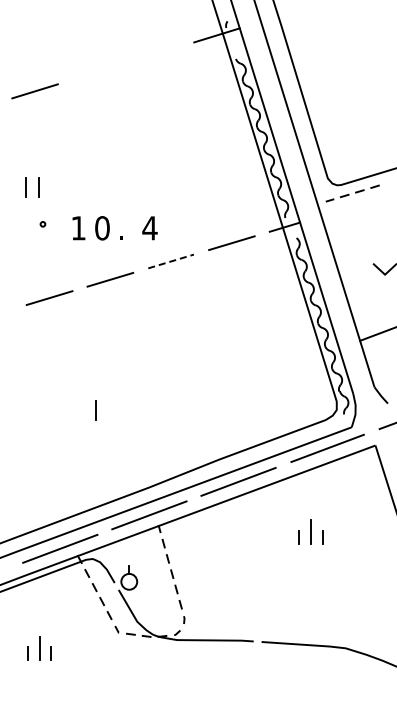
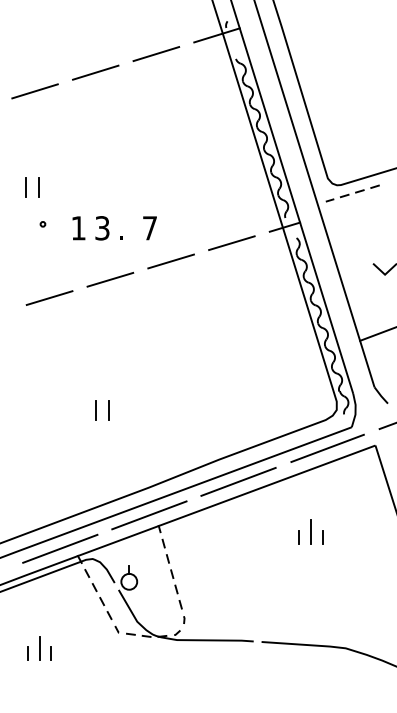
line: none -> present (156, 54)
line: none -> present (95, 72)
text: 0 -> 3 (102, 228)
text: 4 -> 7 (149, 228)
line: dashed -> solid (171, 261)
line: none -> present (108, 410)
